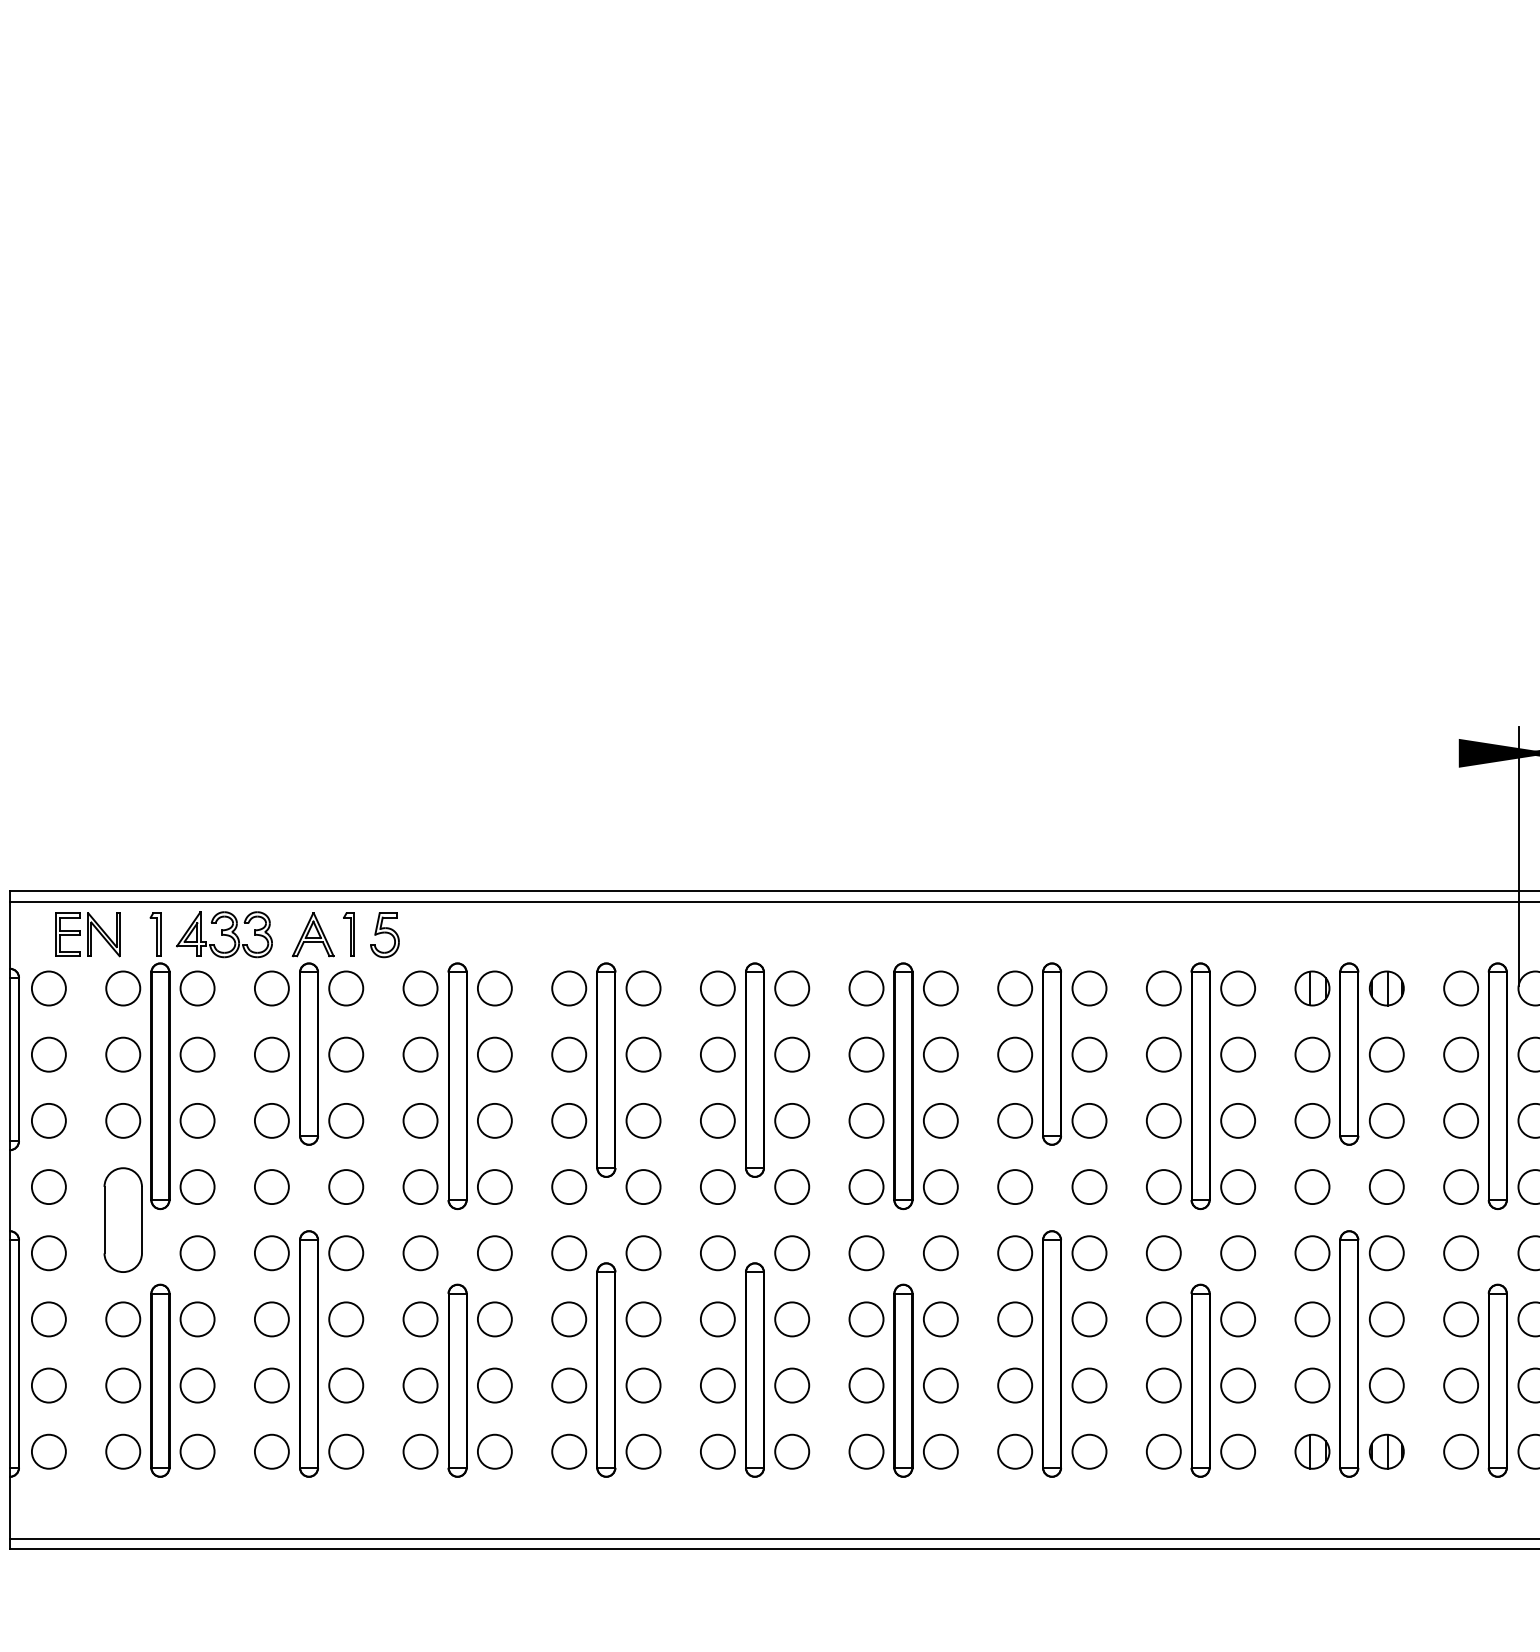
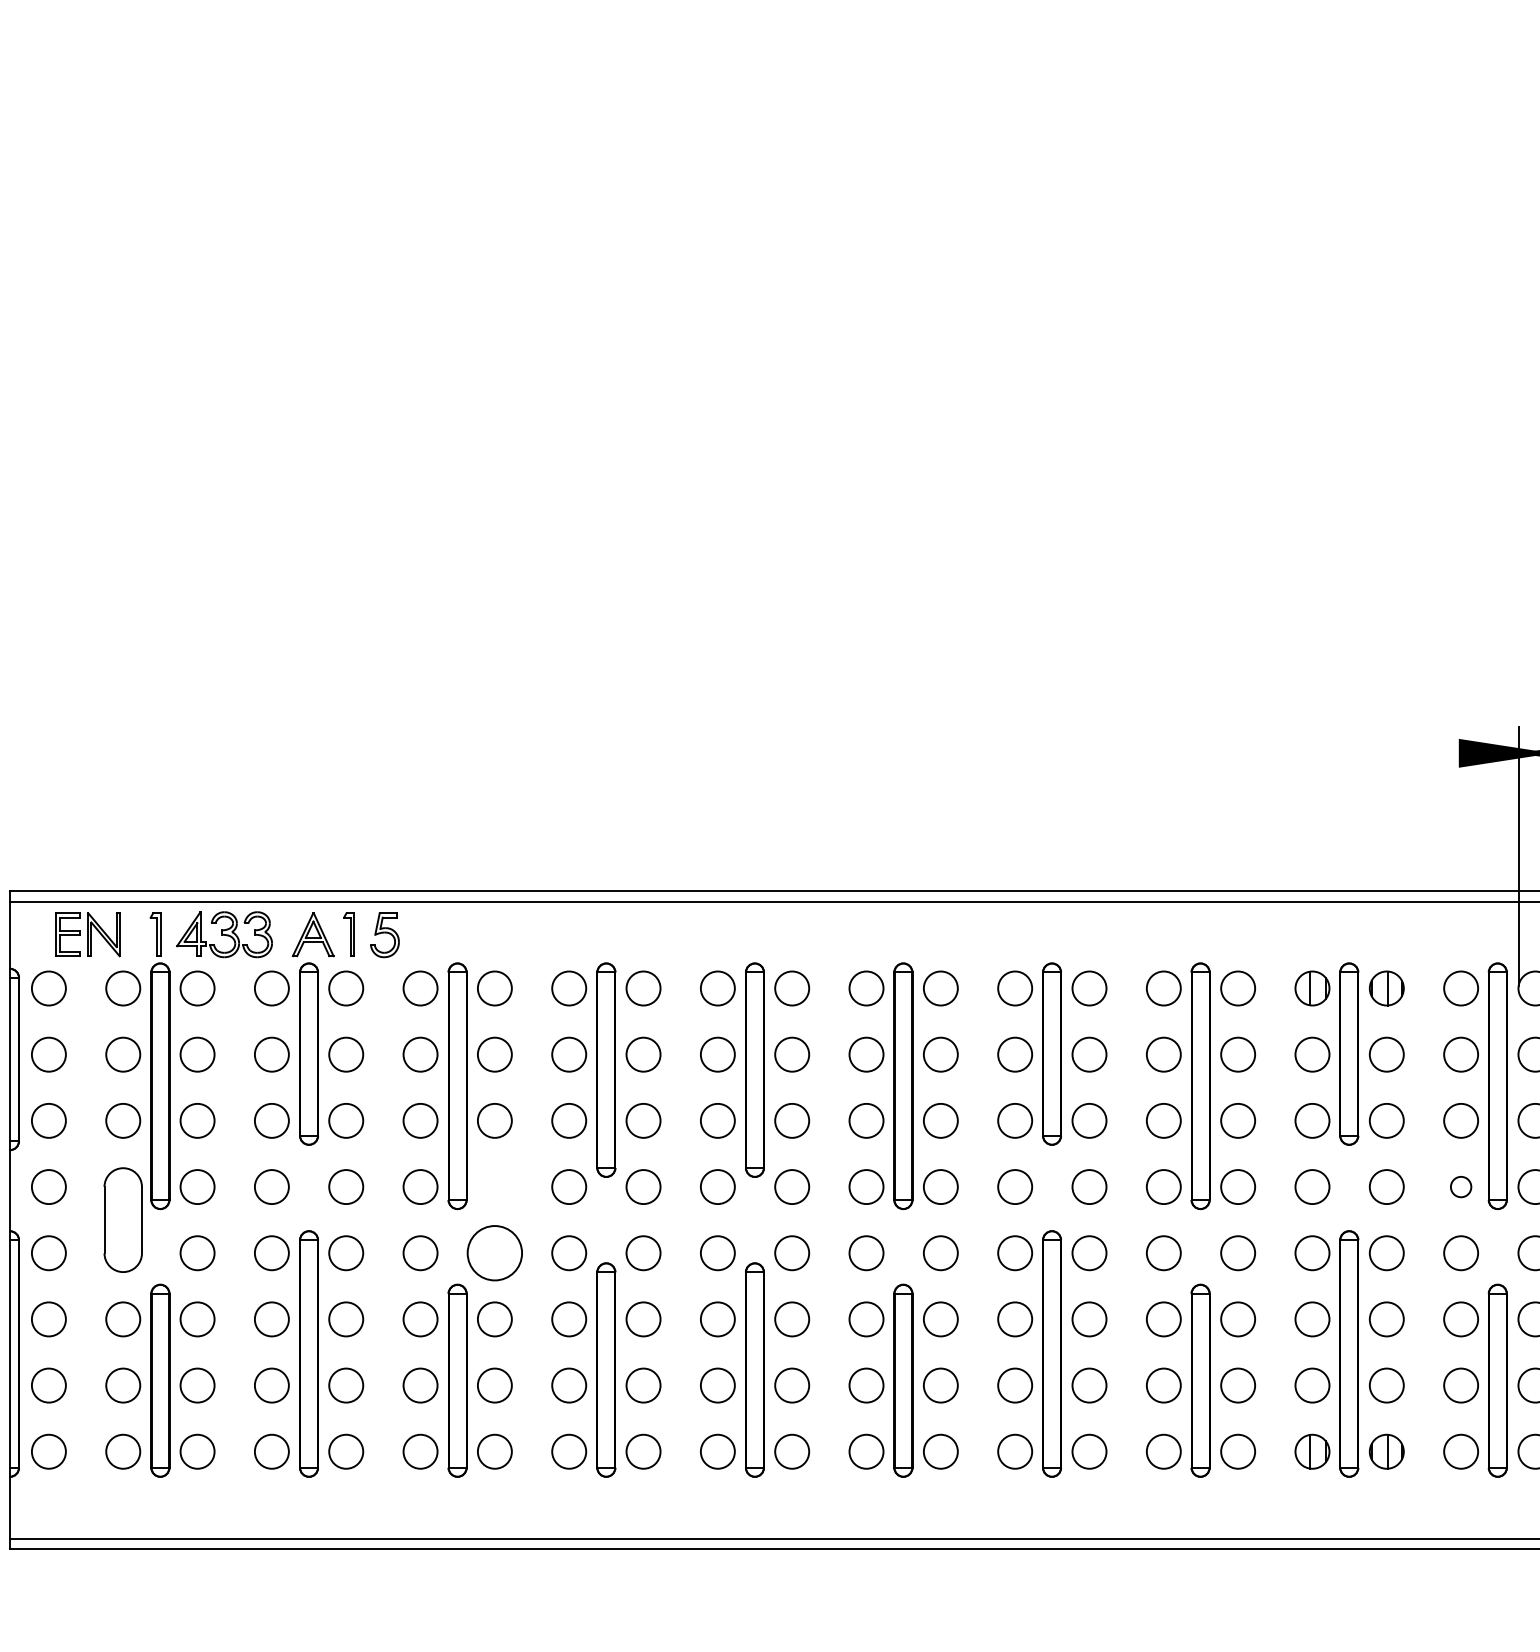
circle: present -> none (494, 1186)
circle diameter: 34 px -> 20 px (1460, 1186)
circle diameter: 34 px -> 54 px (494, 1253)
